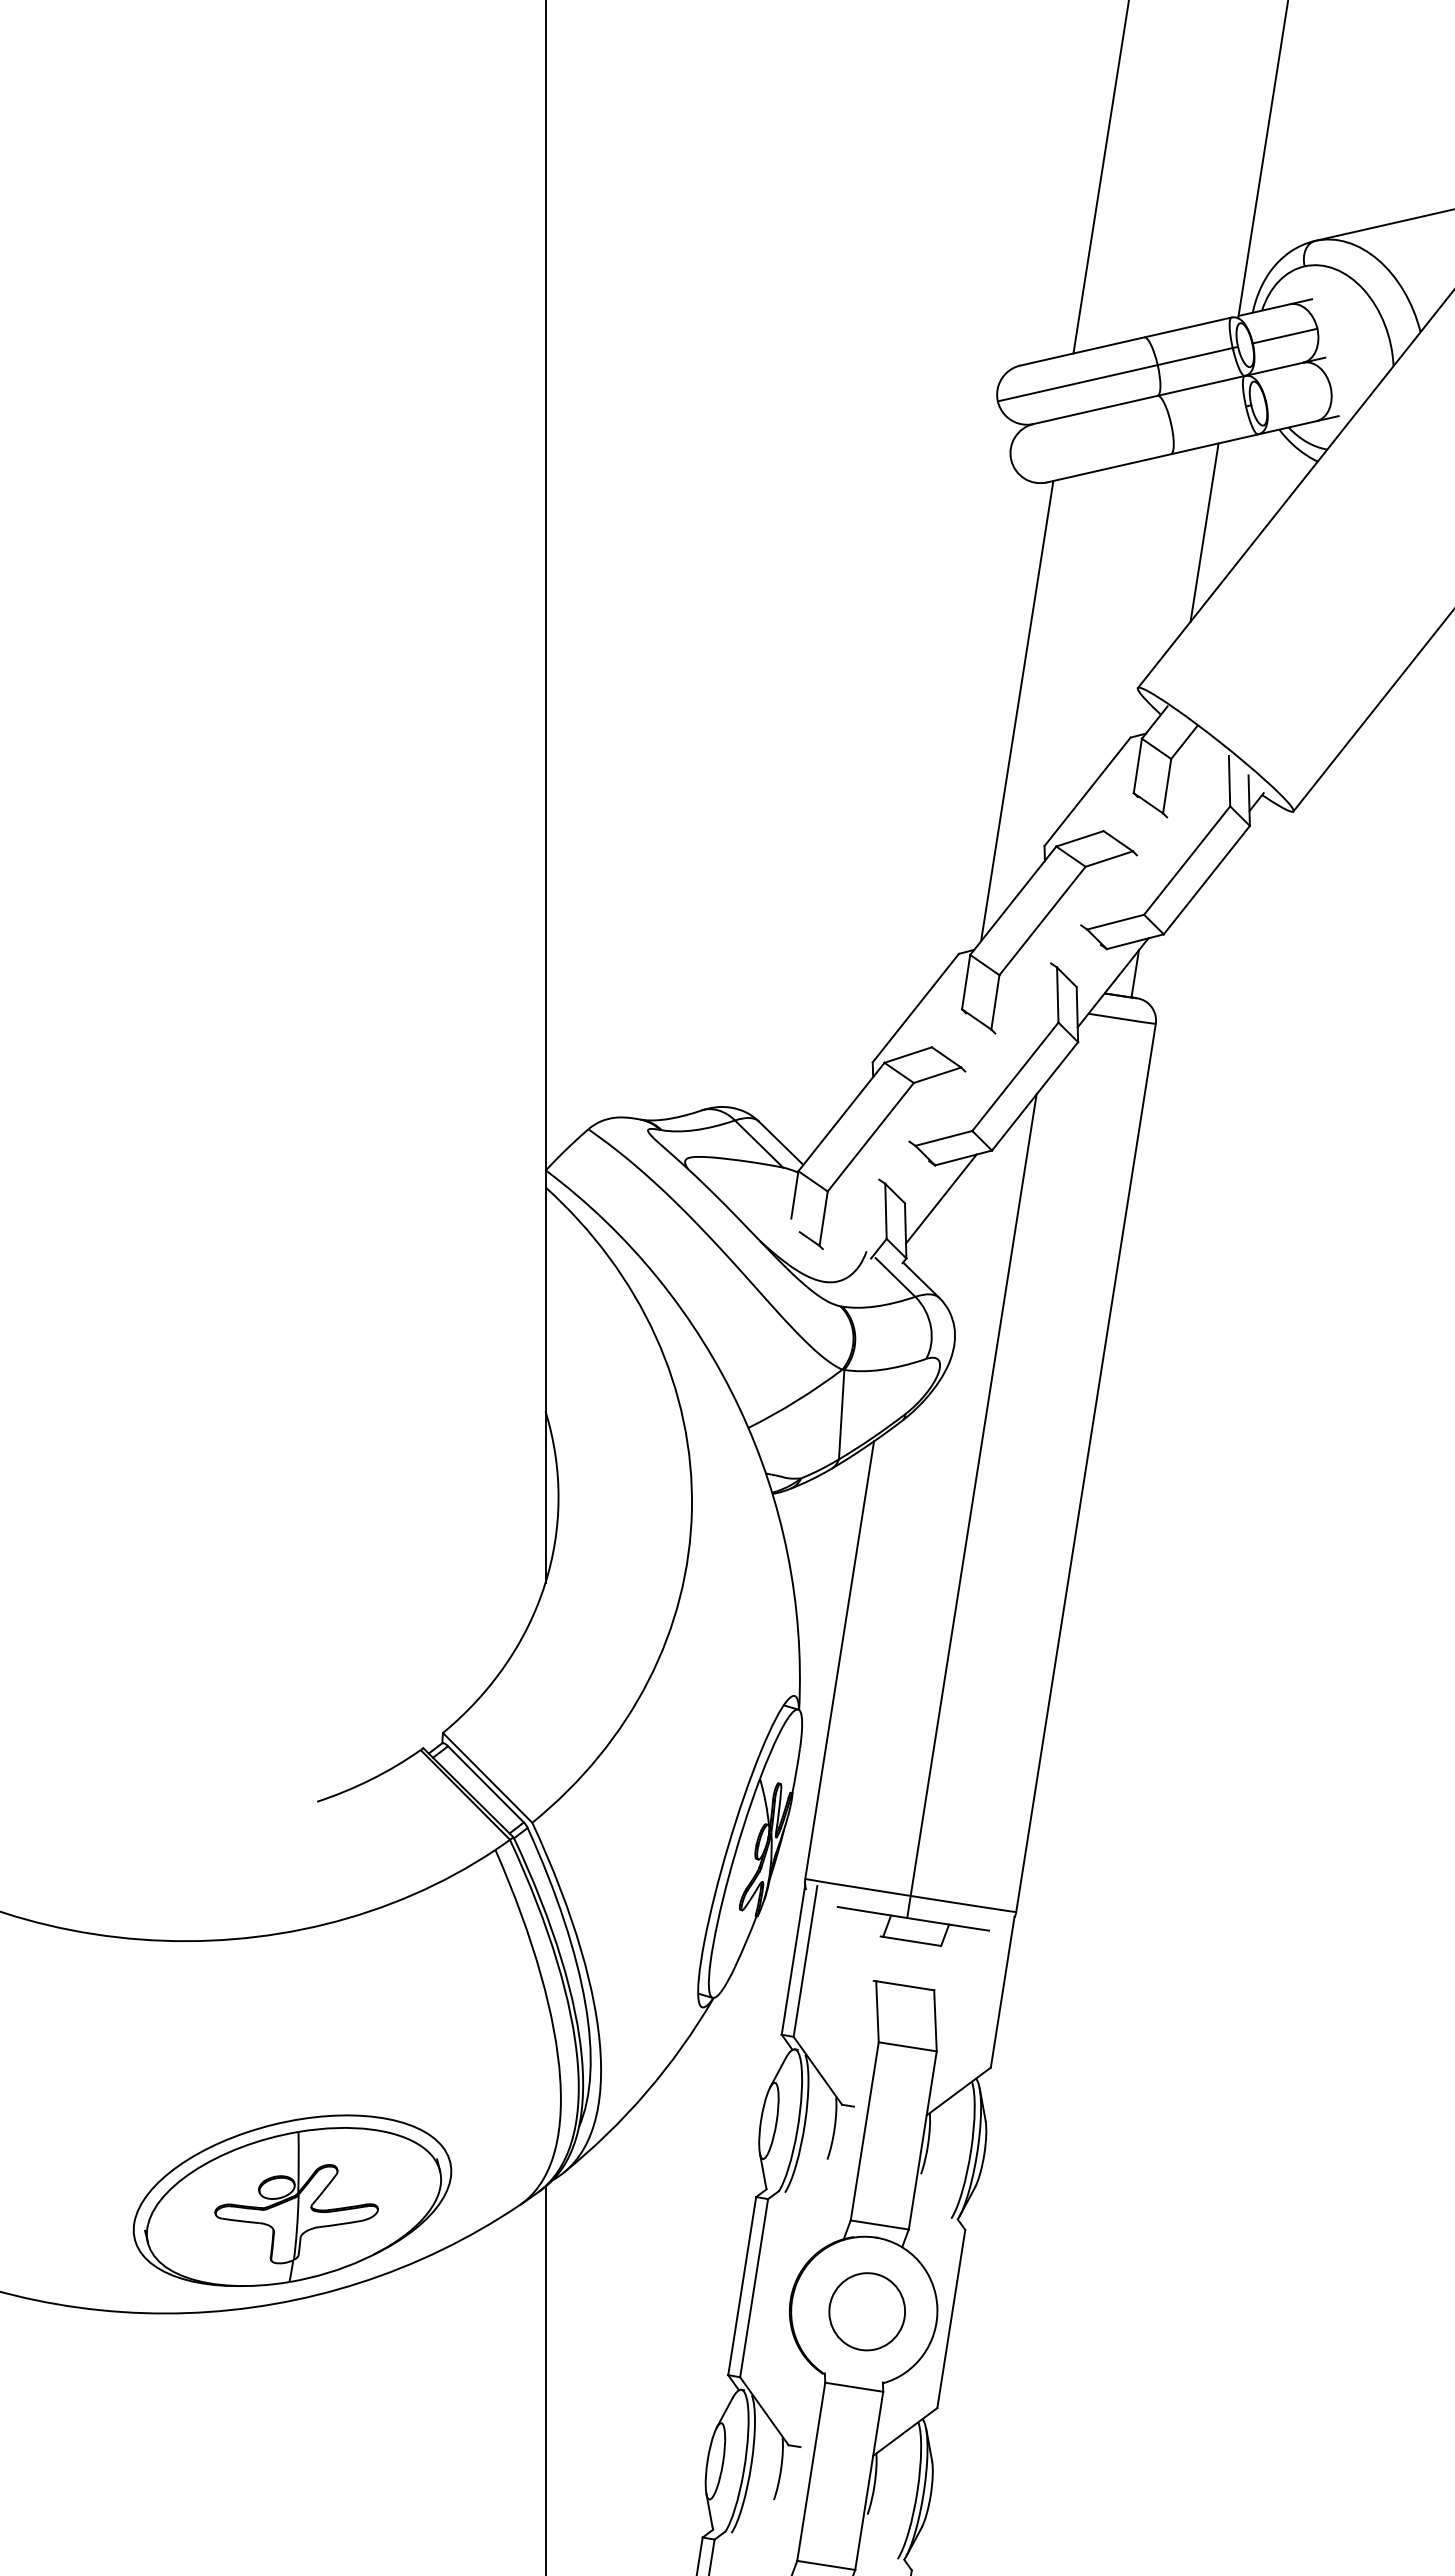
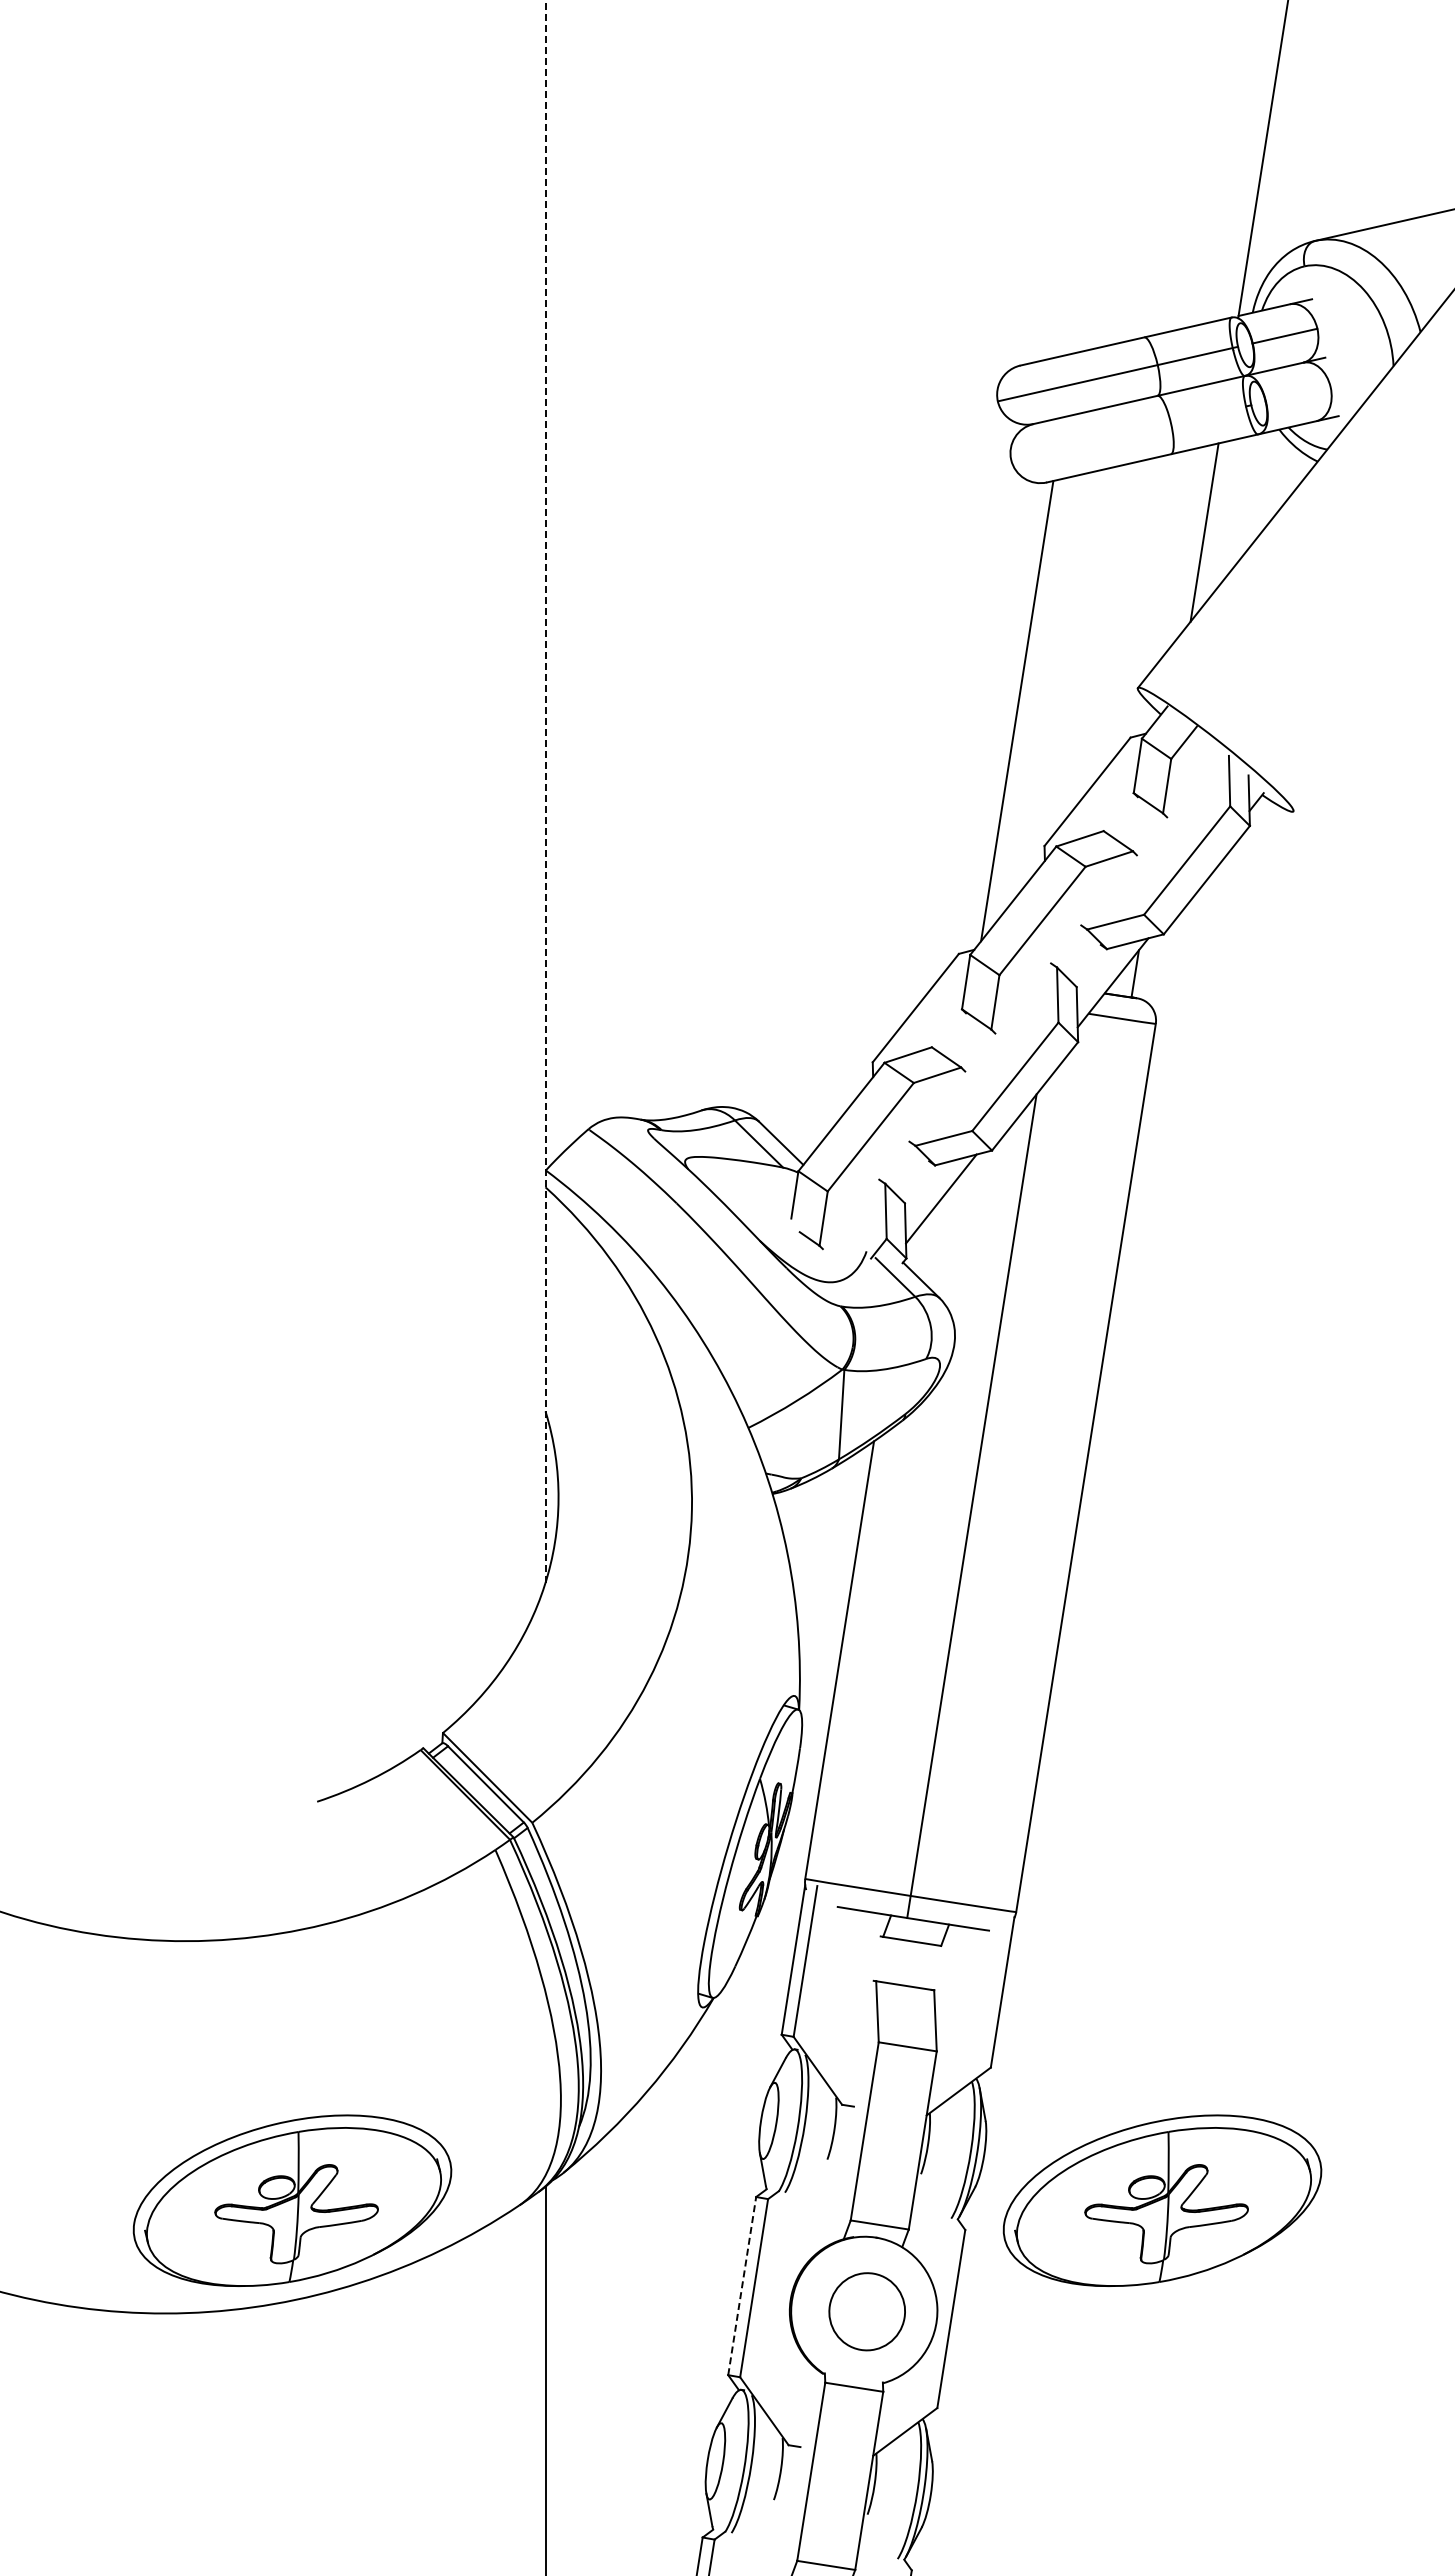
line: present -> none (1100, 177)
line: present -> none (1372, 711)
line: solid -> dashed (545, 791)
part: none -> present (1162, 2200)
line: solid -> dashed (742, 2285)
